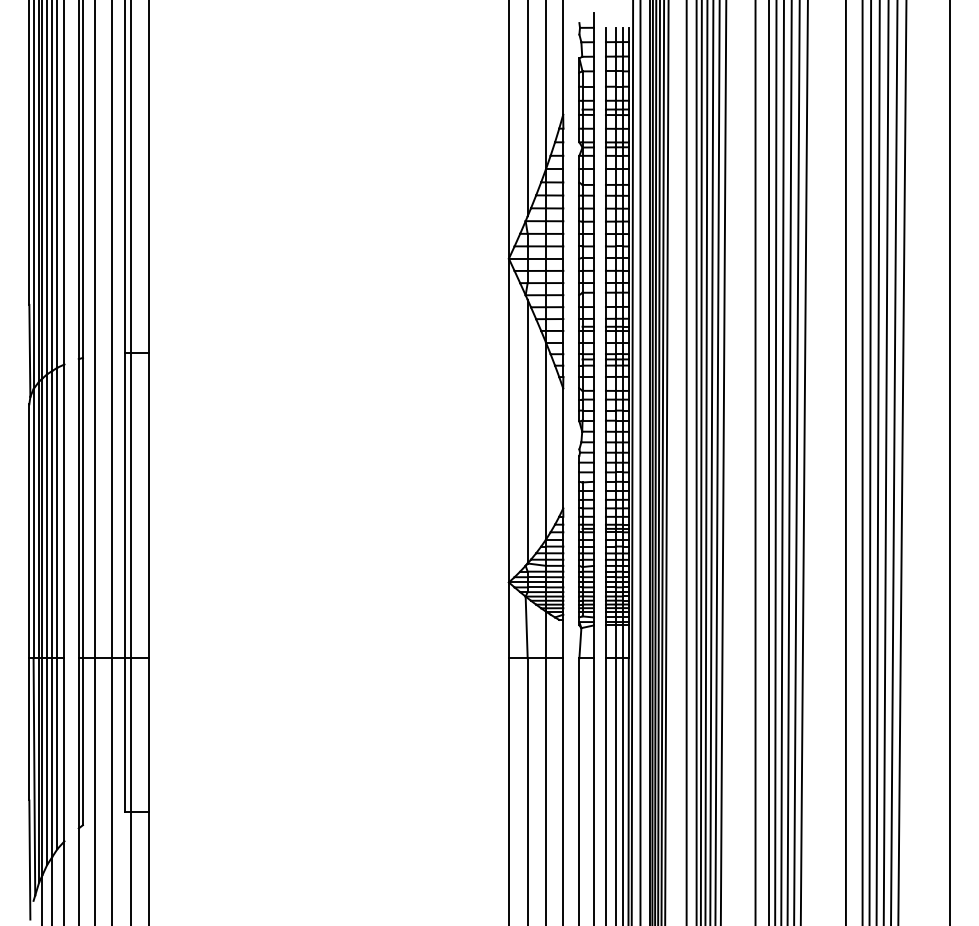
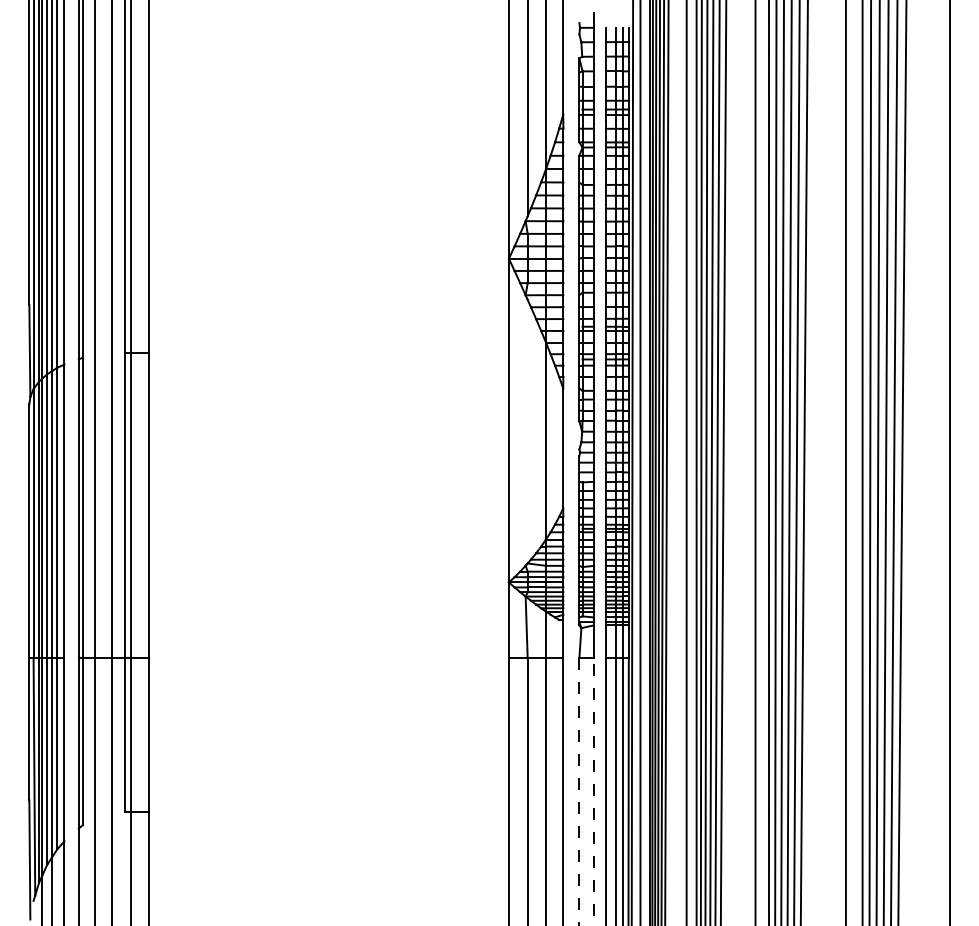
line: present -> none (527, 431)
line: solid -> dashed (593, 791)
line: solid -> dashed (579, 792)
